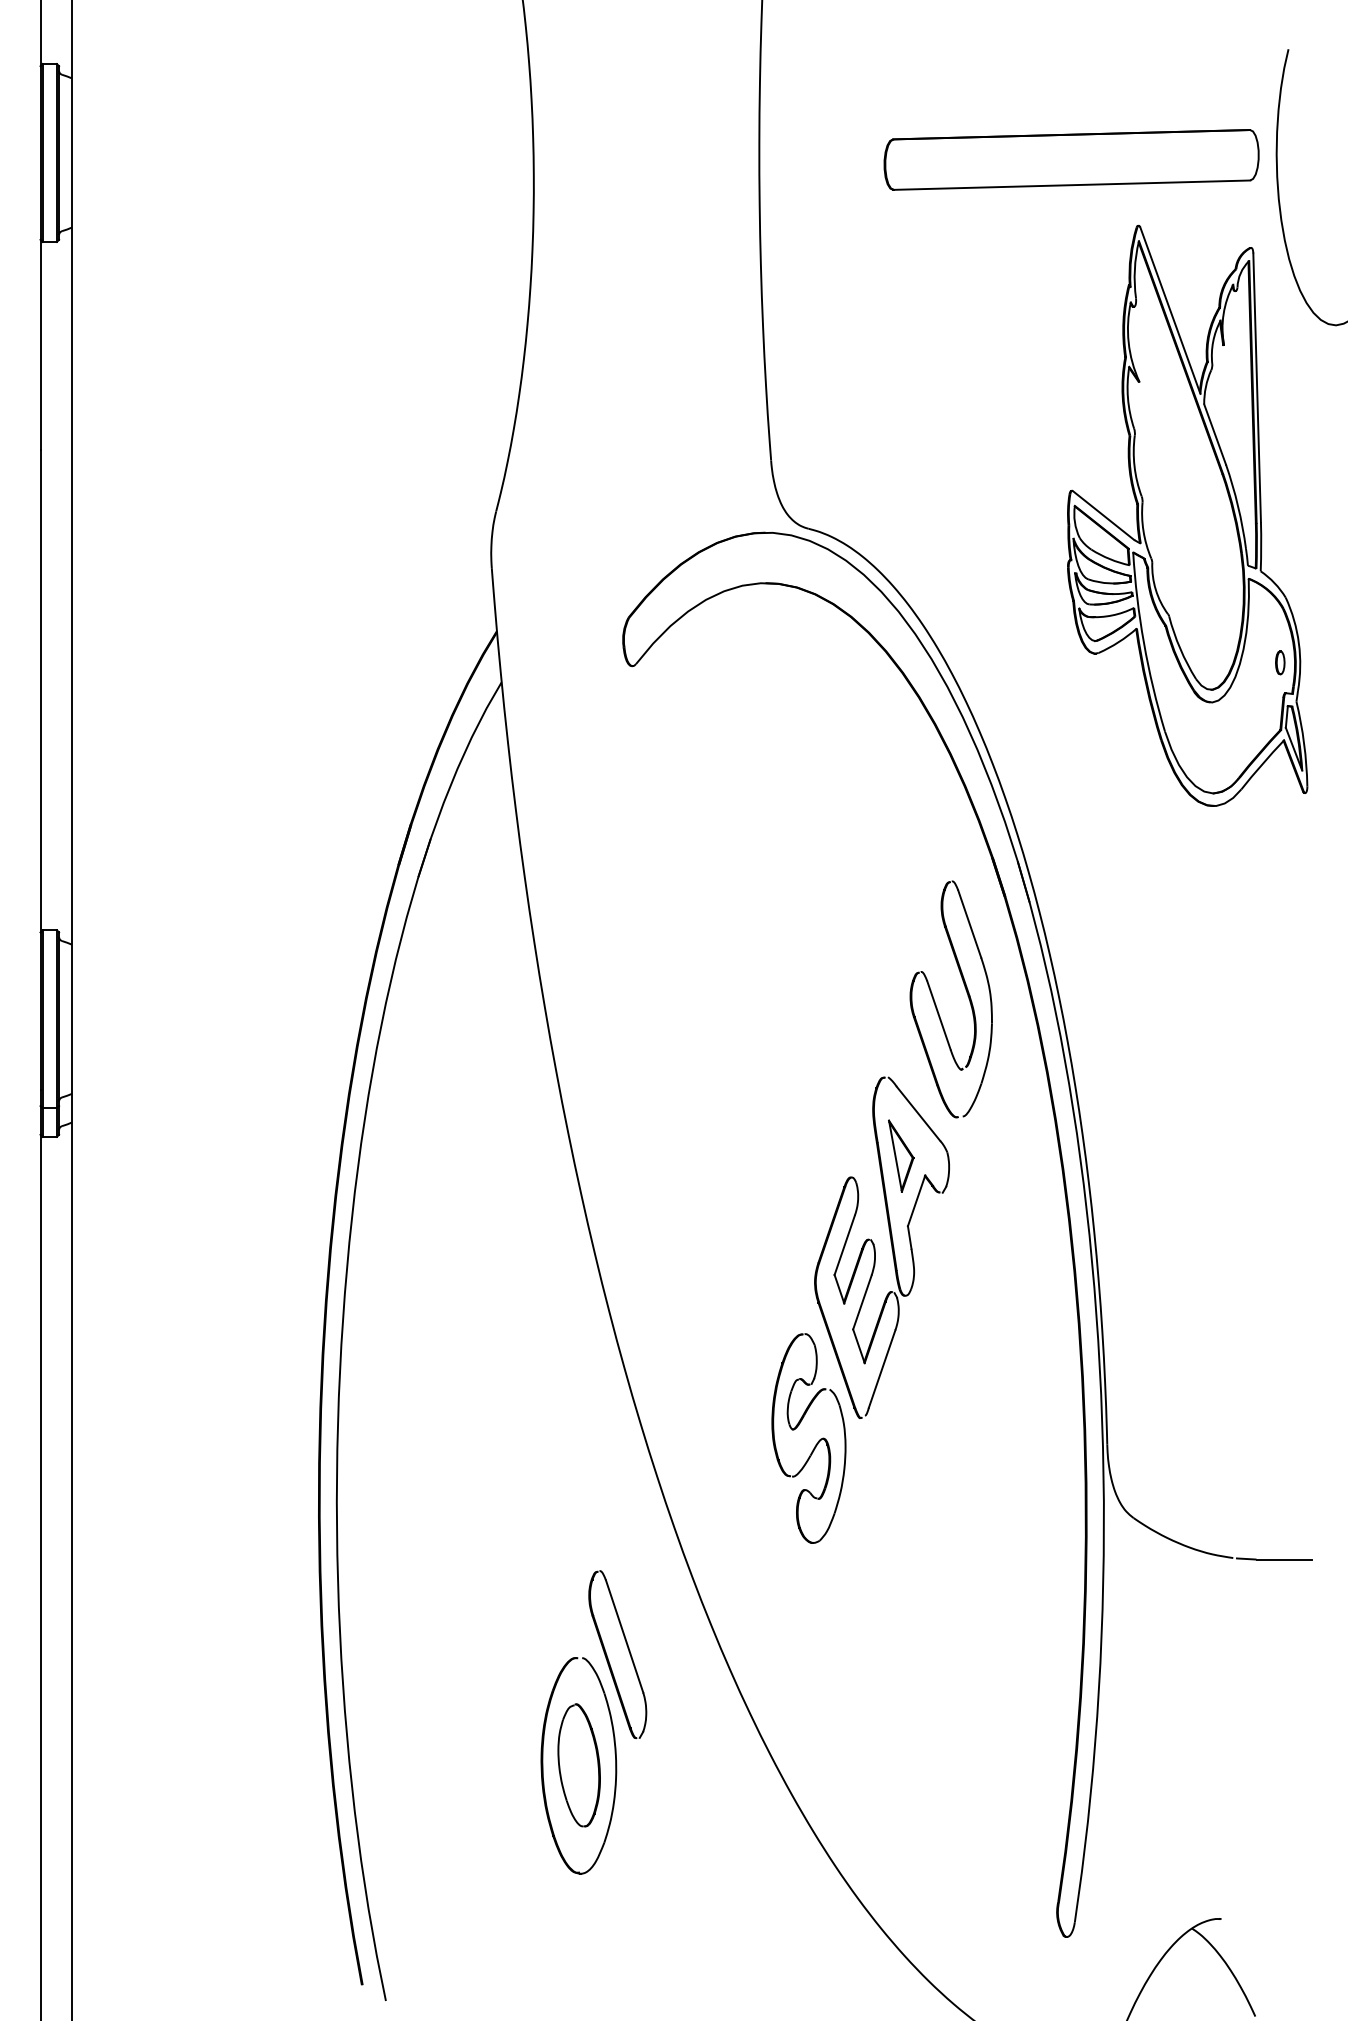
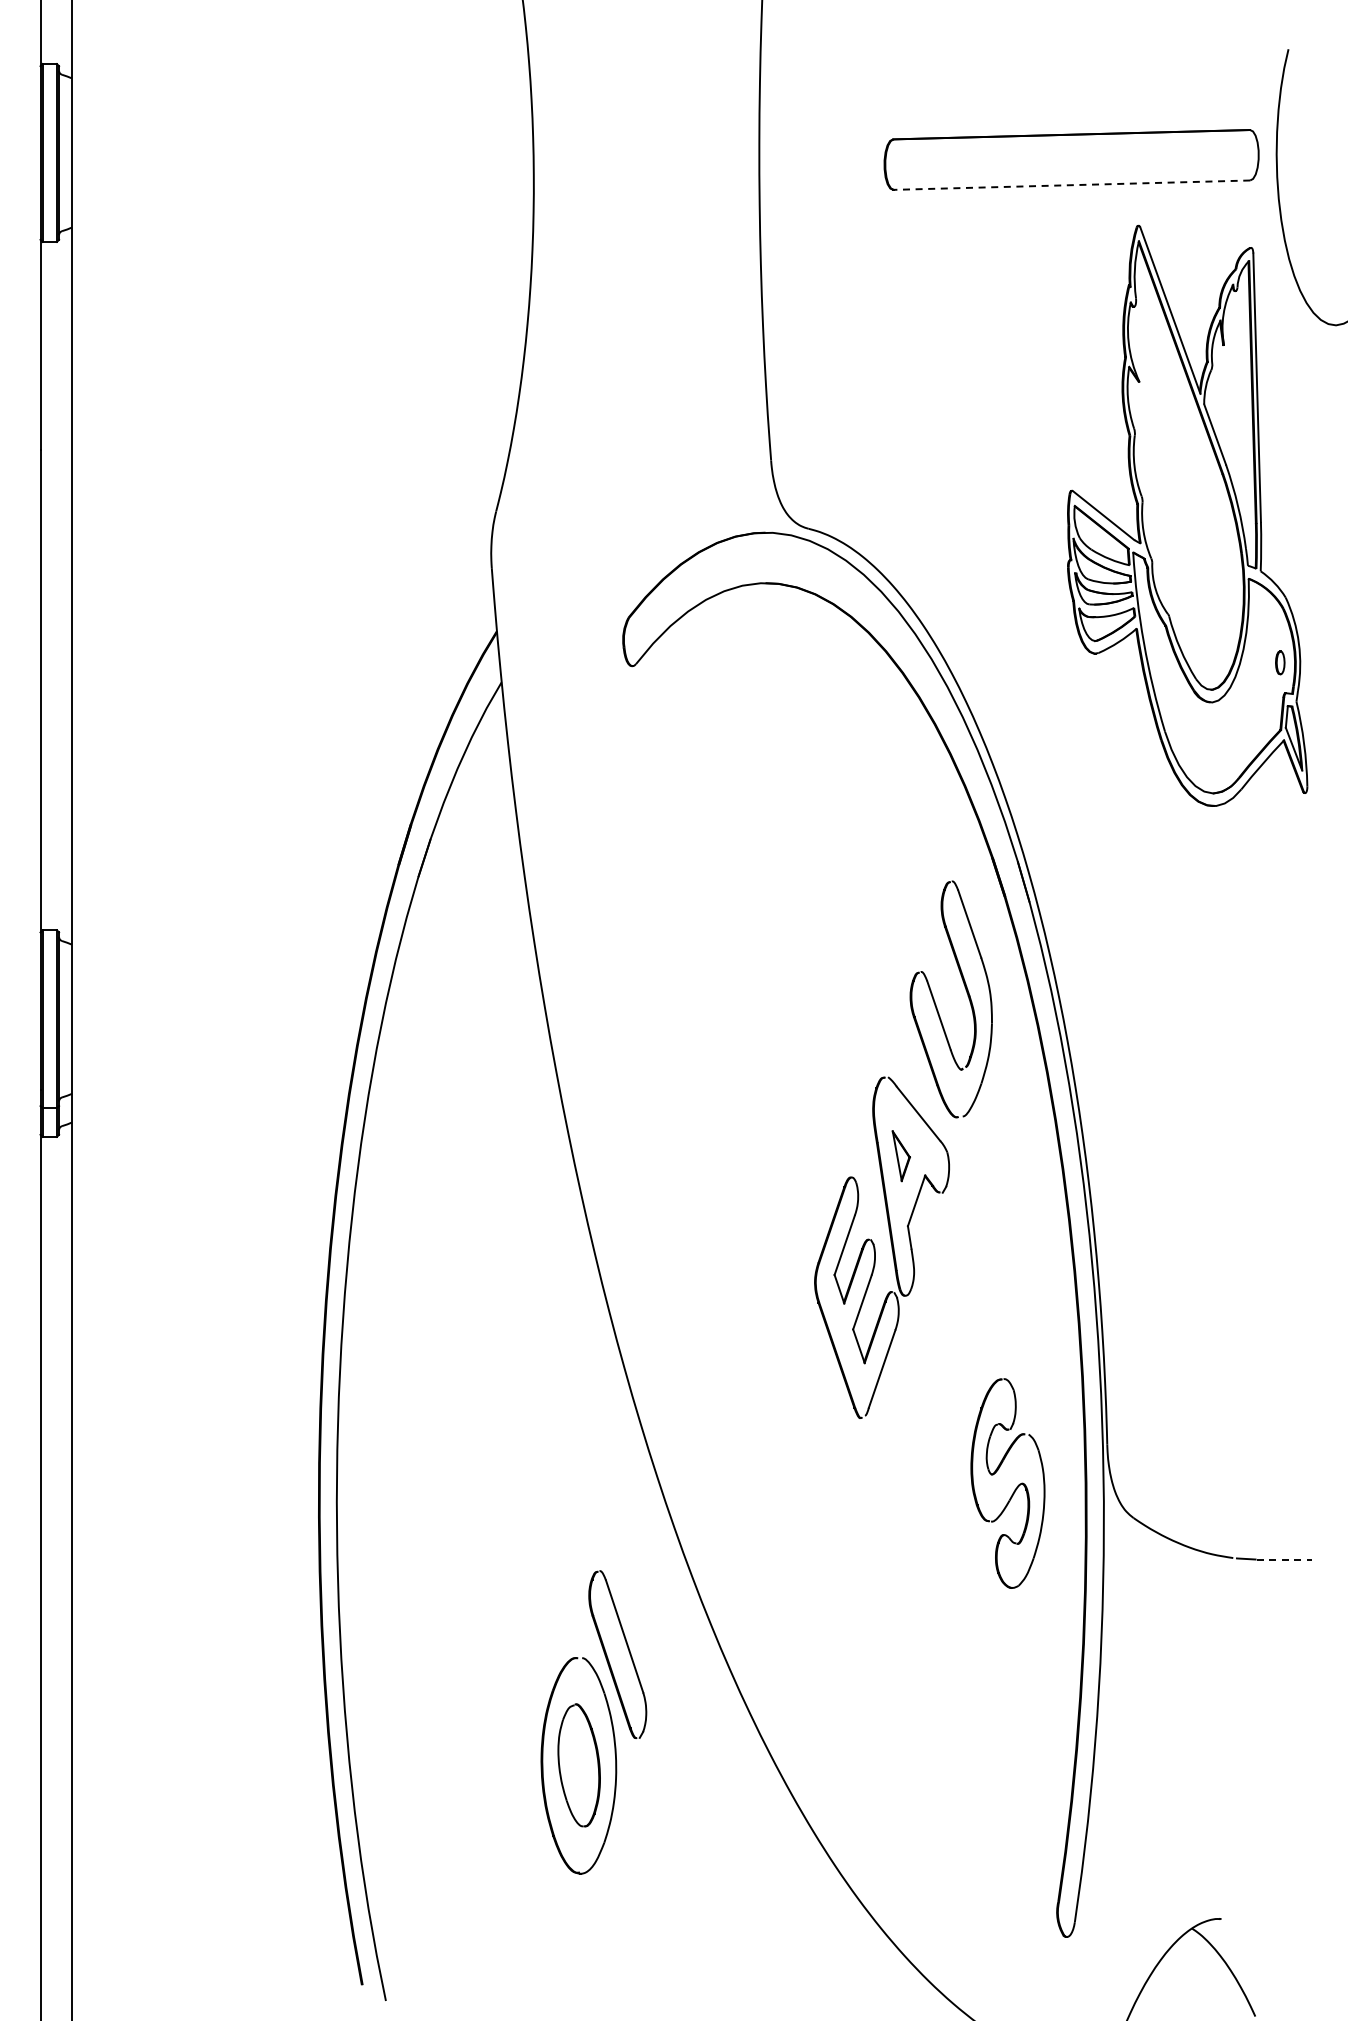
line: solid -> dashed (1071, 185)
part size: 27x74 px -> 20x53 px (900, 1156)
part position: (815, 1444) -> (1014, 1489) (1014, 1489)
line: solid -> dashed (1284, 1559)
